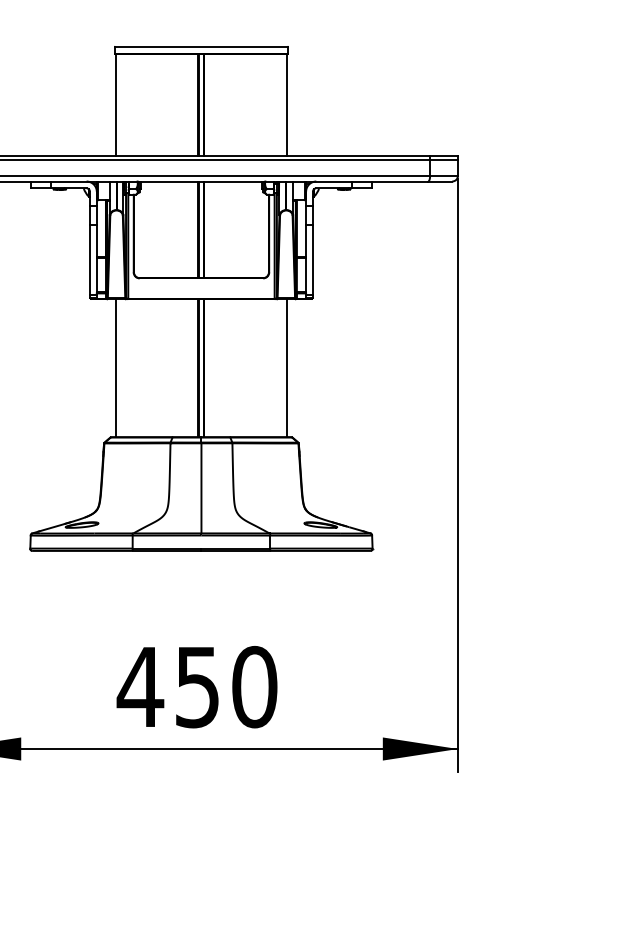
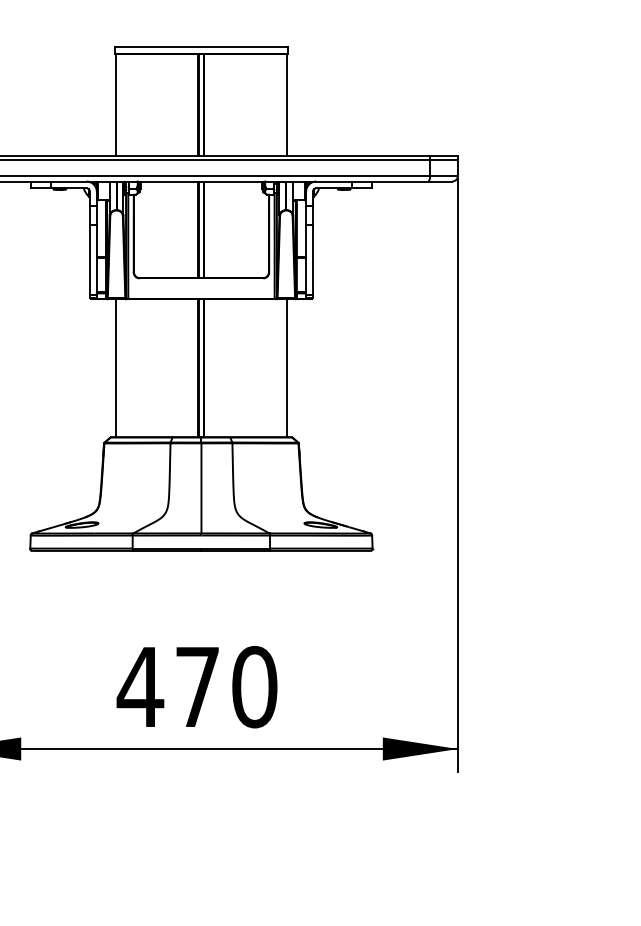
text: 450 -> 470 (197, 687)
